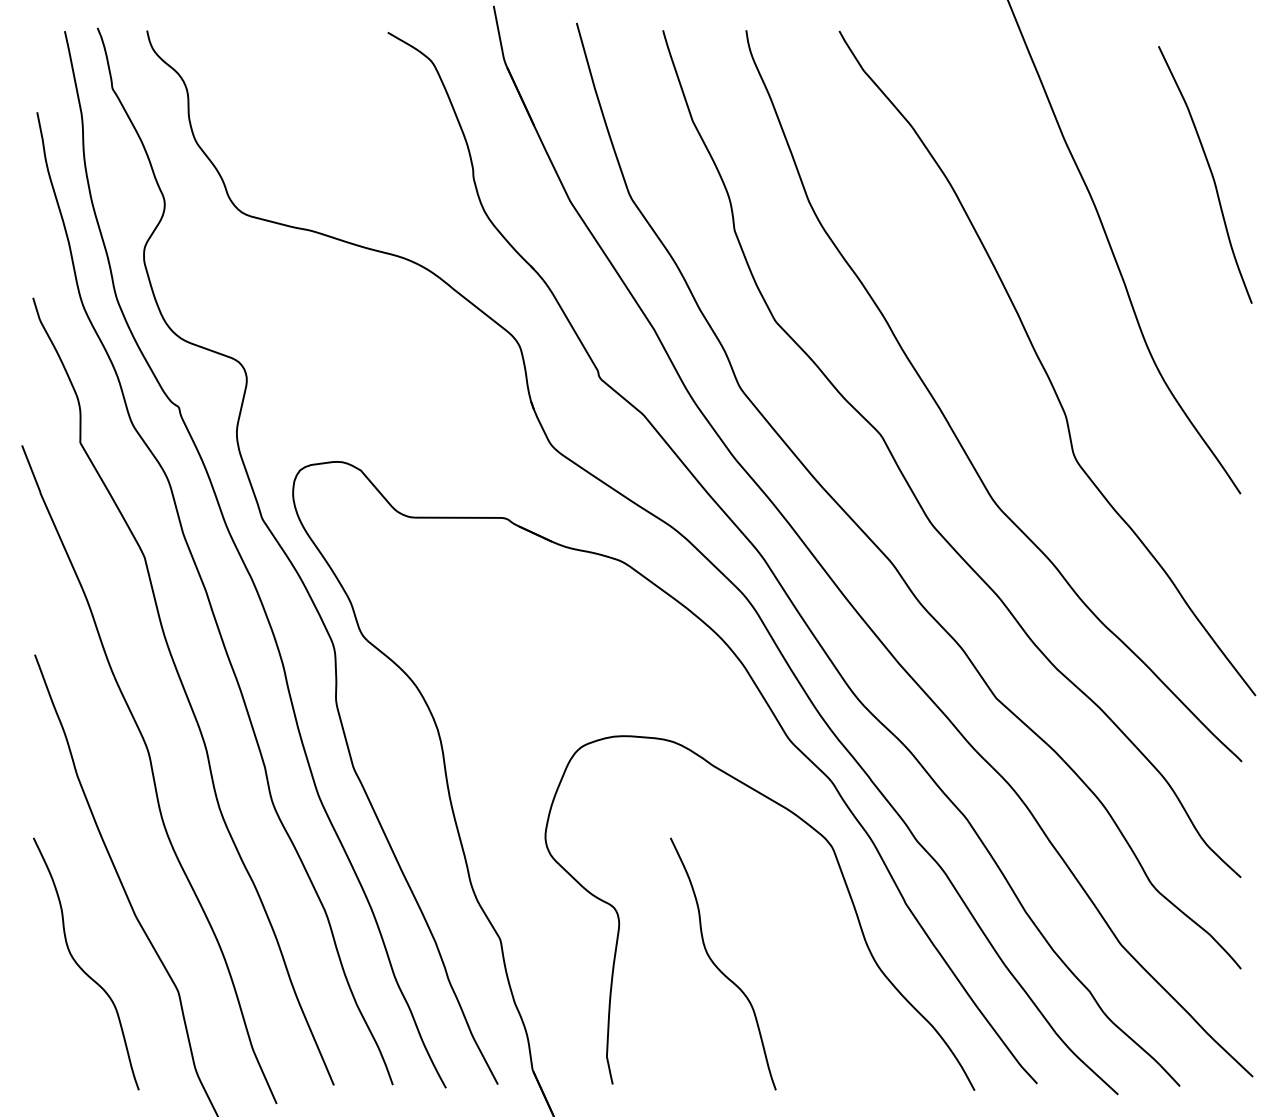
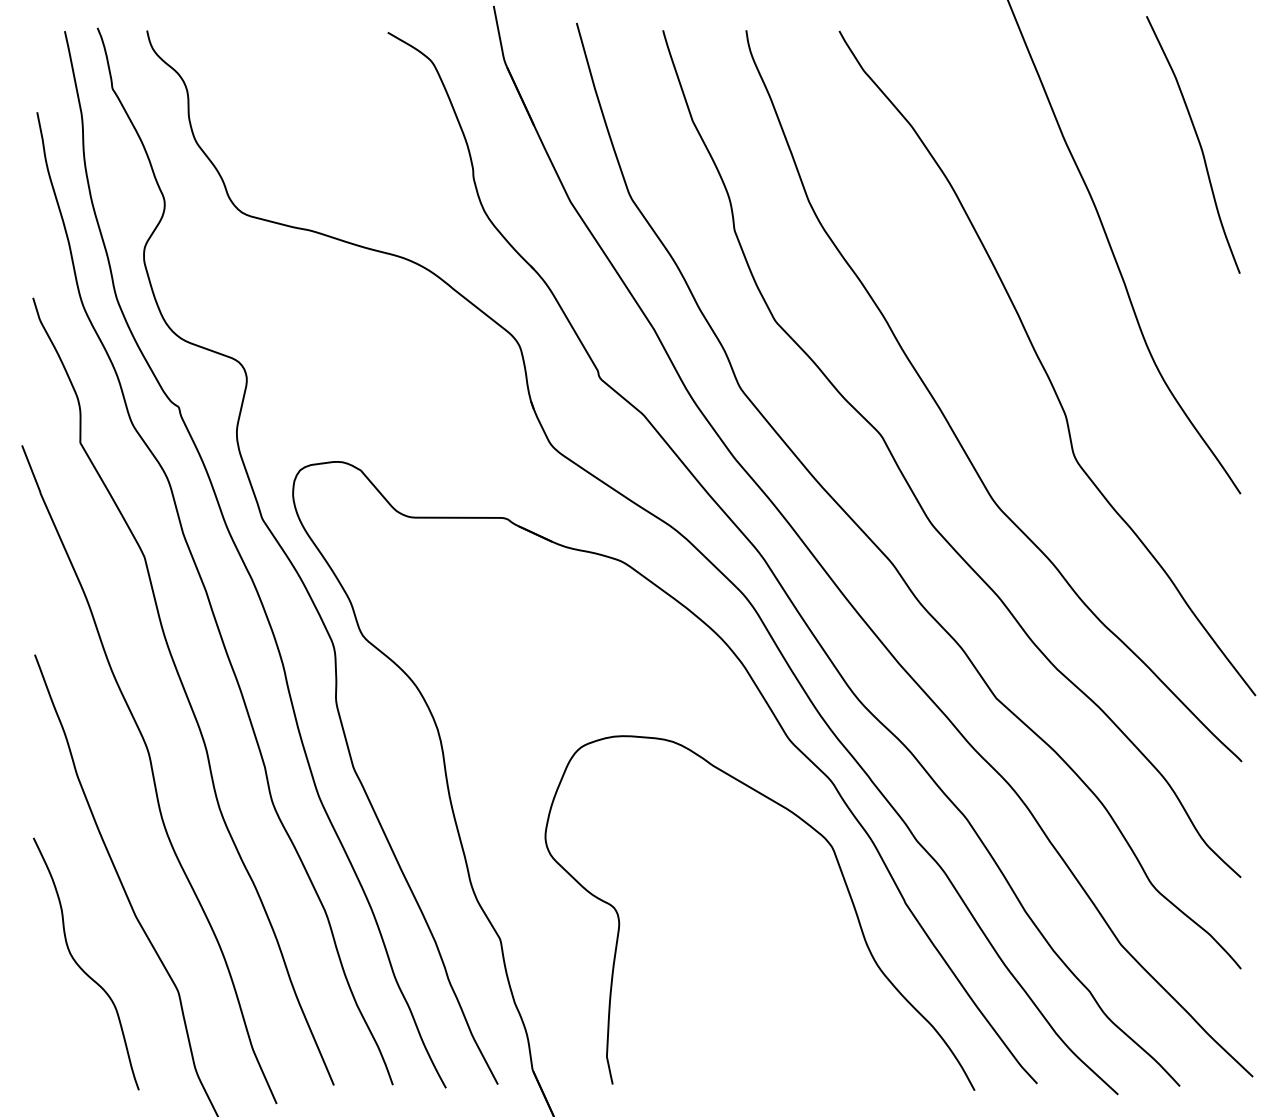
curve position: (1210, 173) -> (1198, 143) (1198, 143)
curve: present -> none (718, 967)
